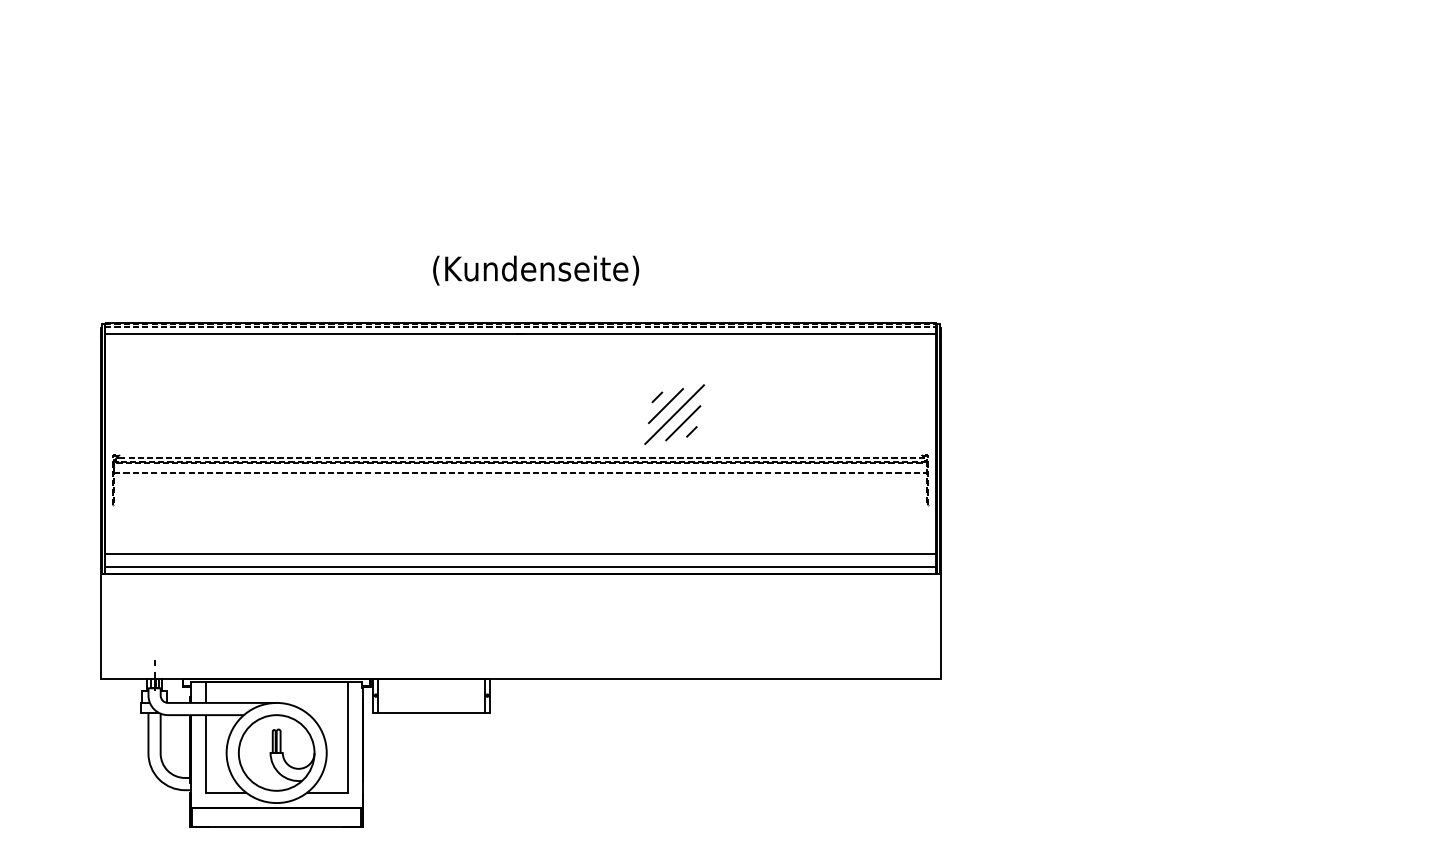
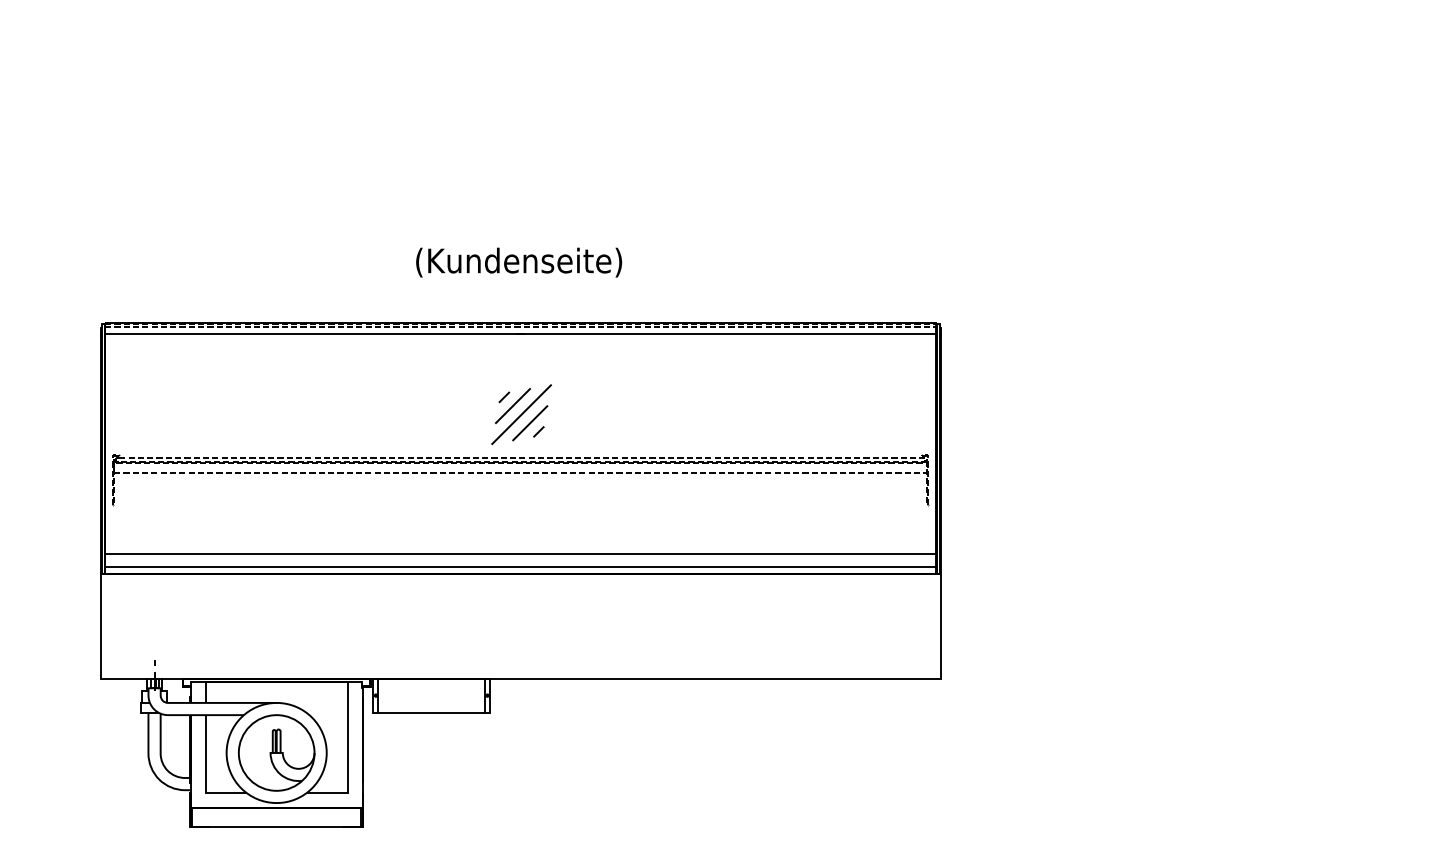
text position: (536, 270) -> (519, 262) (519, 262)
part position: (674, 414) -> (521, 414) (521, 414)
